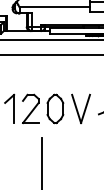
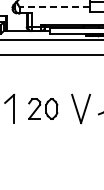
line: solid -> dashed (54, 7)
part size: 43x32 px -> 31x22 px (43, 108)
line: present -> none (42, 161)
